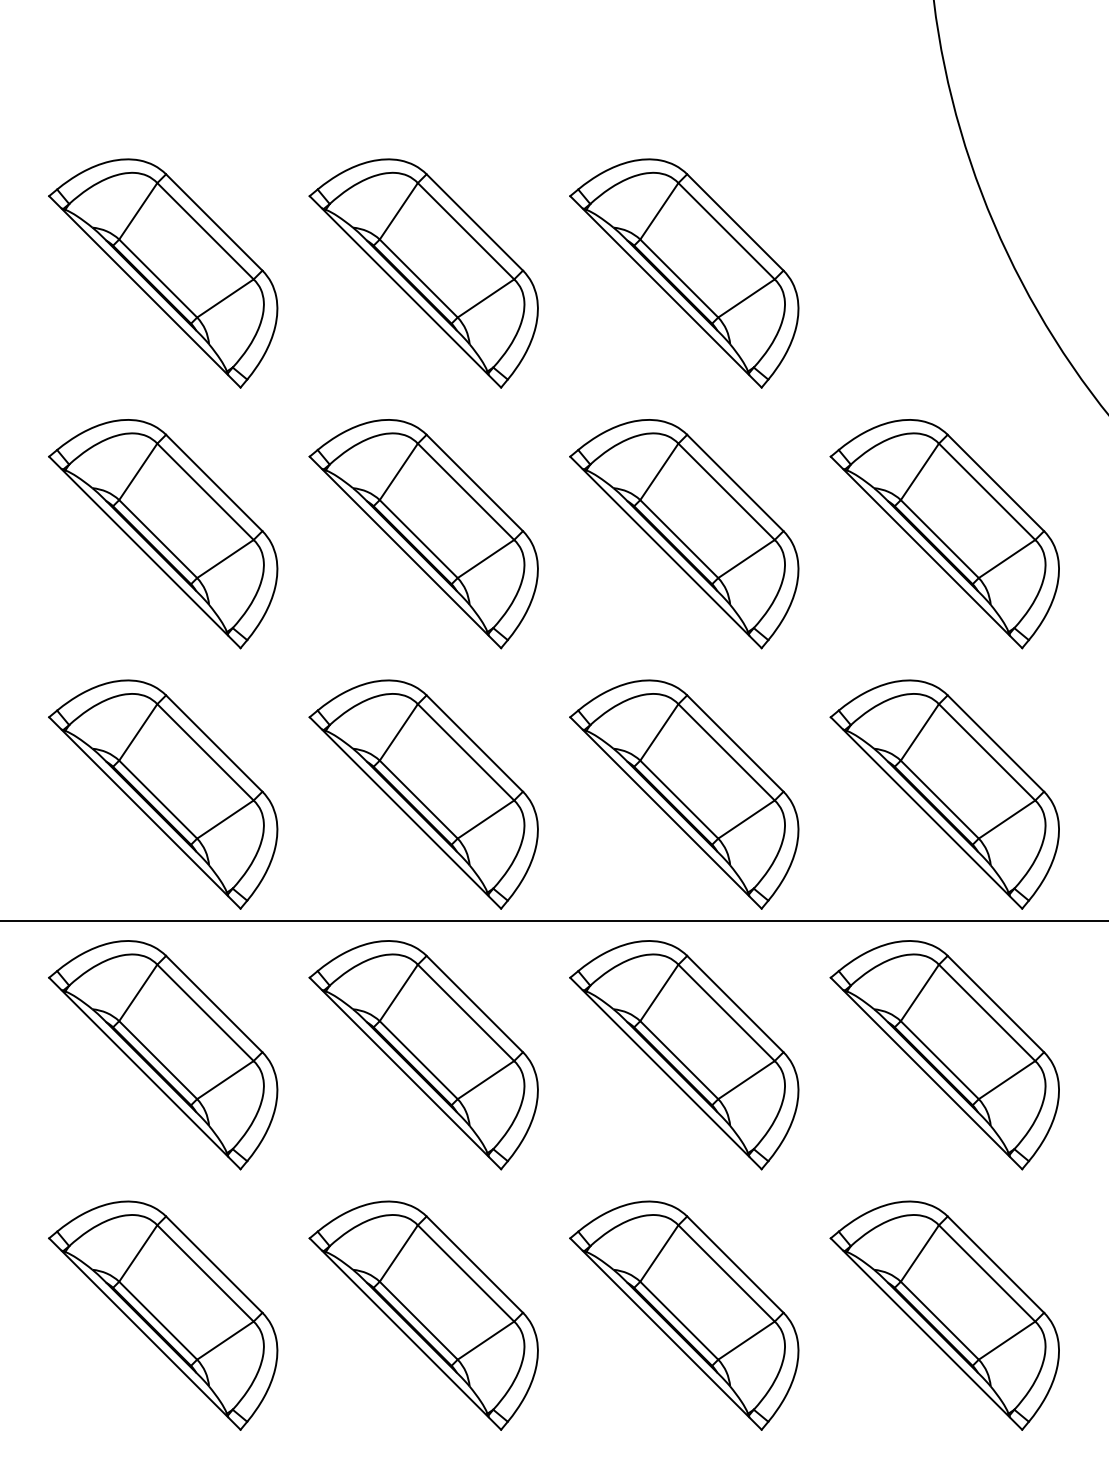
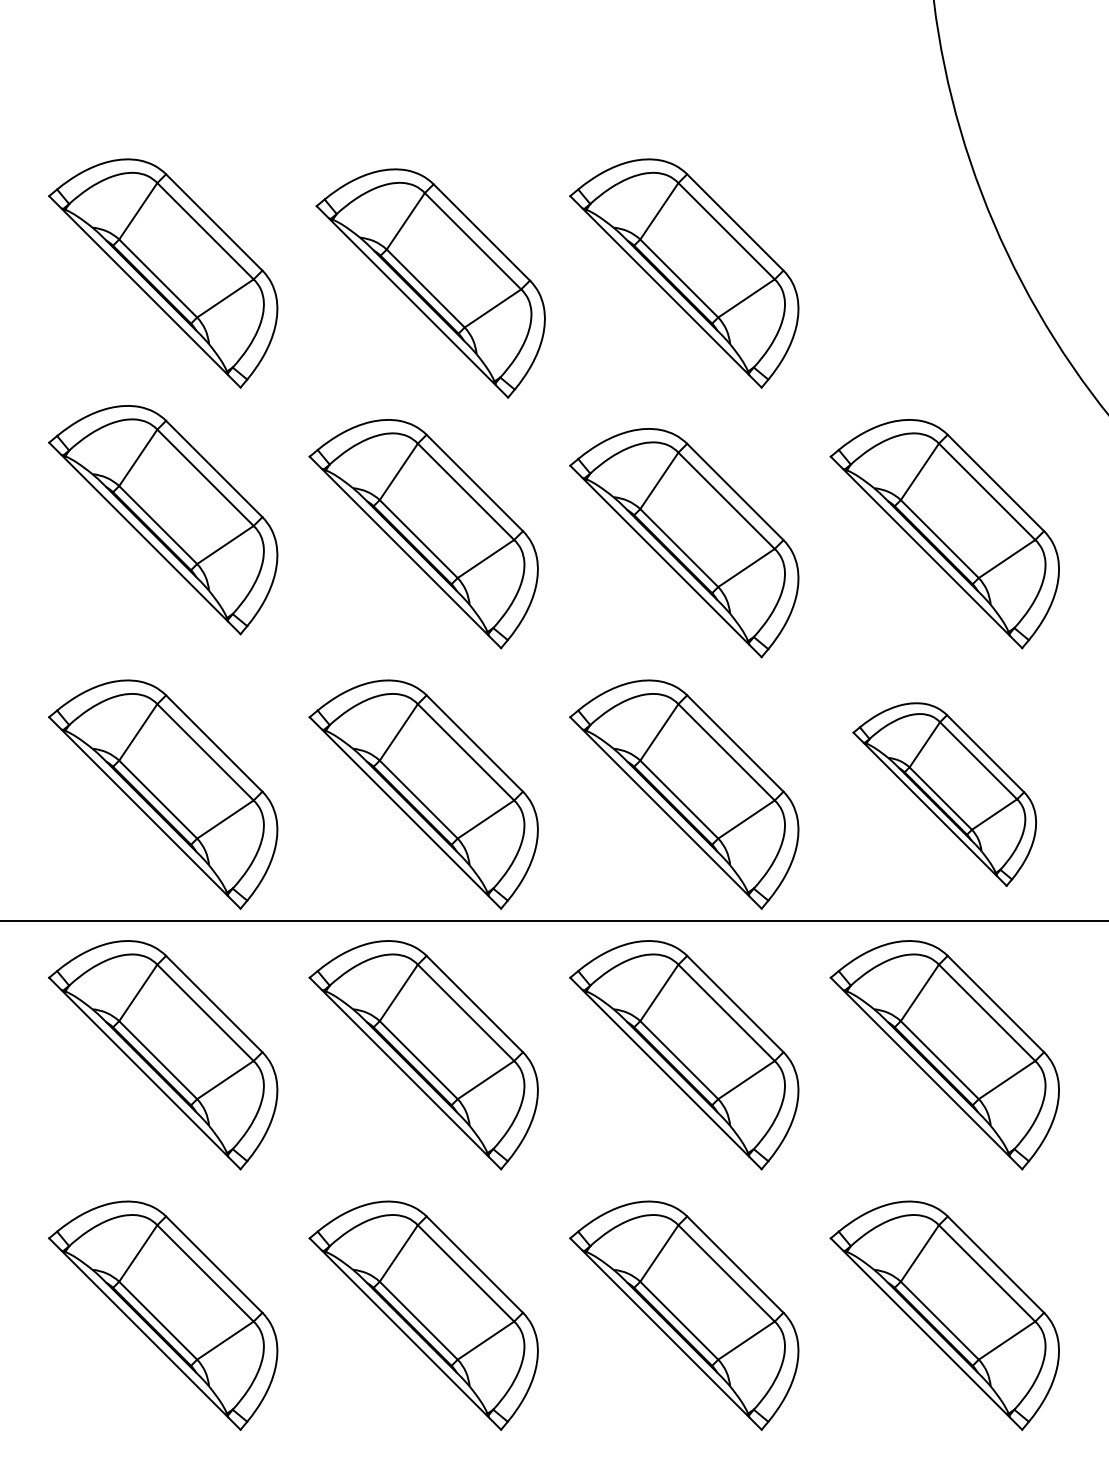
part position: (423, 273) -> (430, 283) (430, 283)
part position: (163, 534) -> (163, 520) (163, 520)
part position: (684, 534) -> (684, 543) (684, 543)
part size: 231x231 px -> 185x185 px (944, 794)
